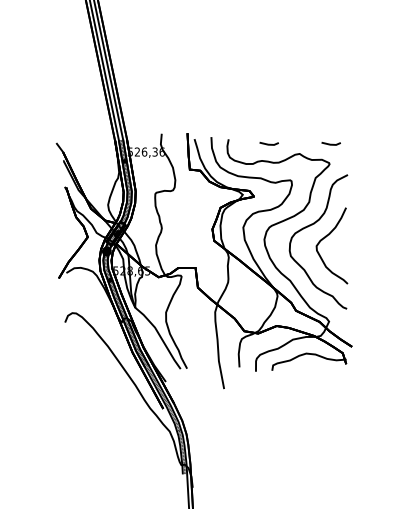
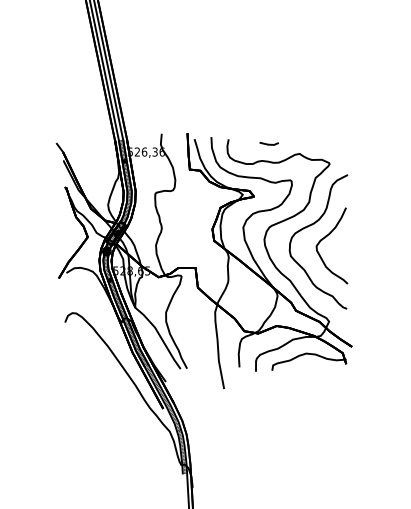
line: present -> none (330, 143)
